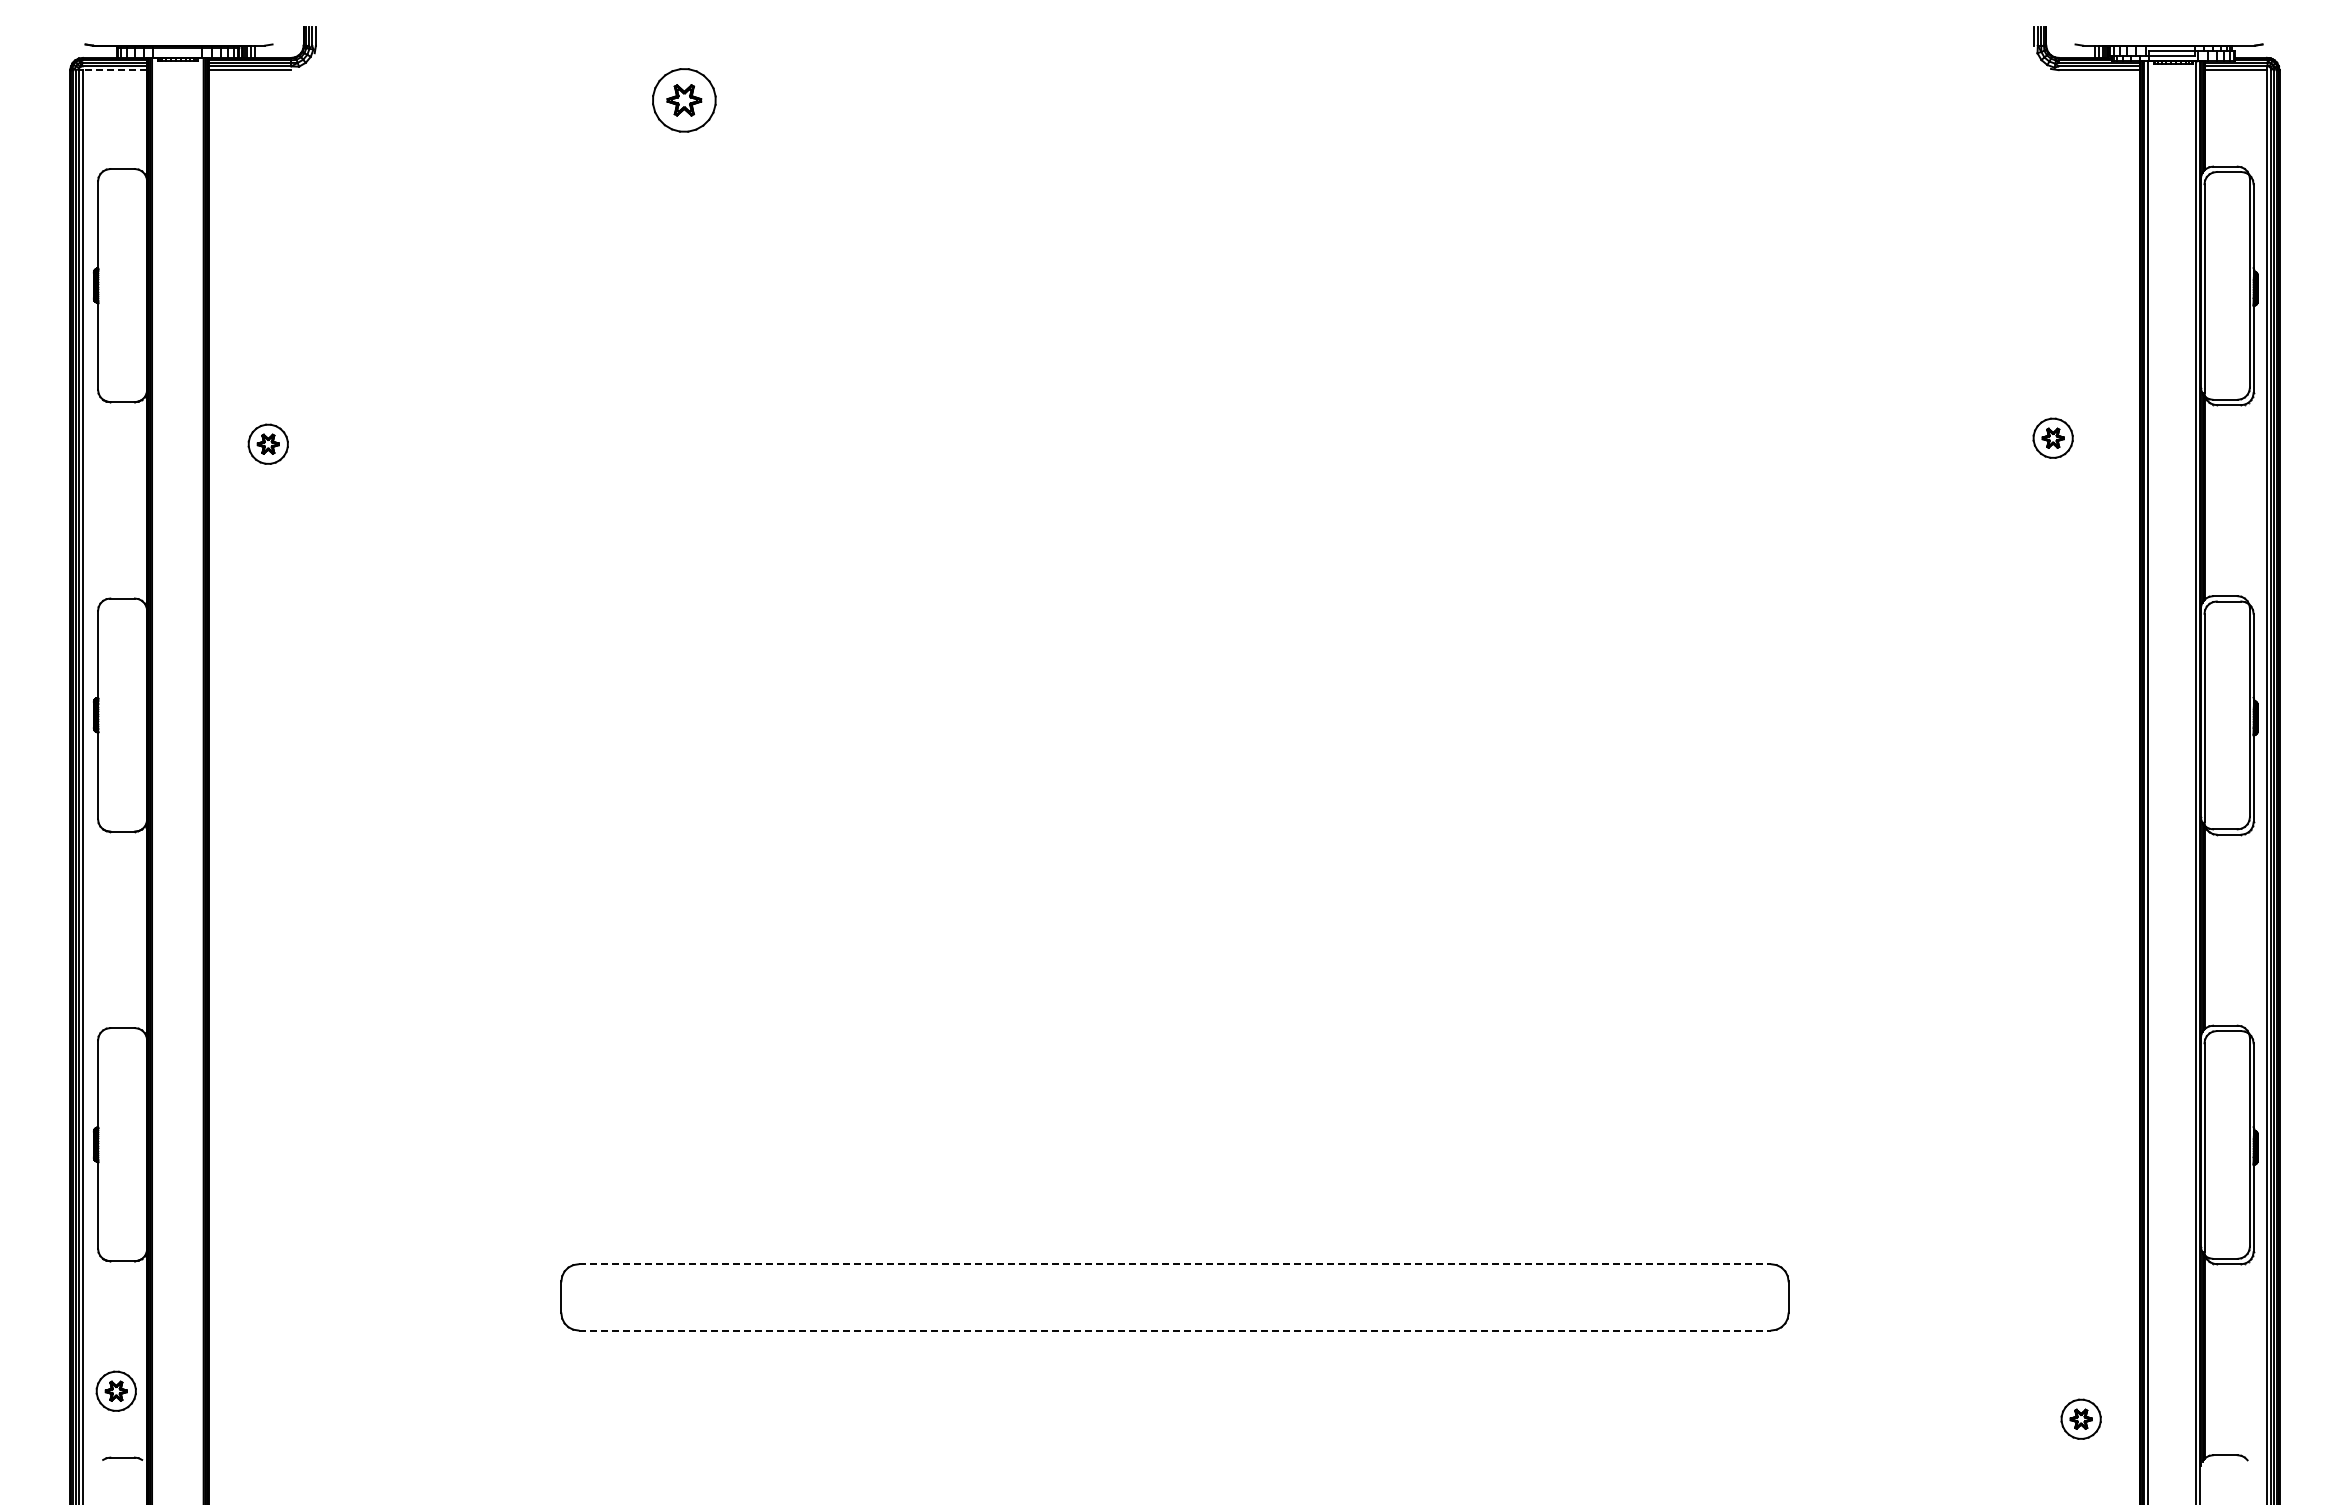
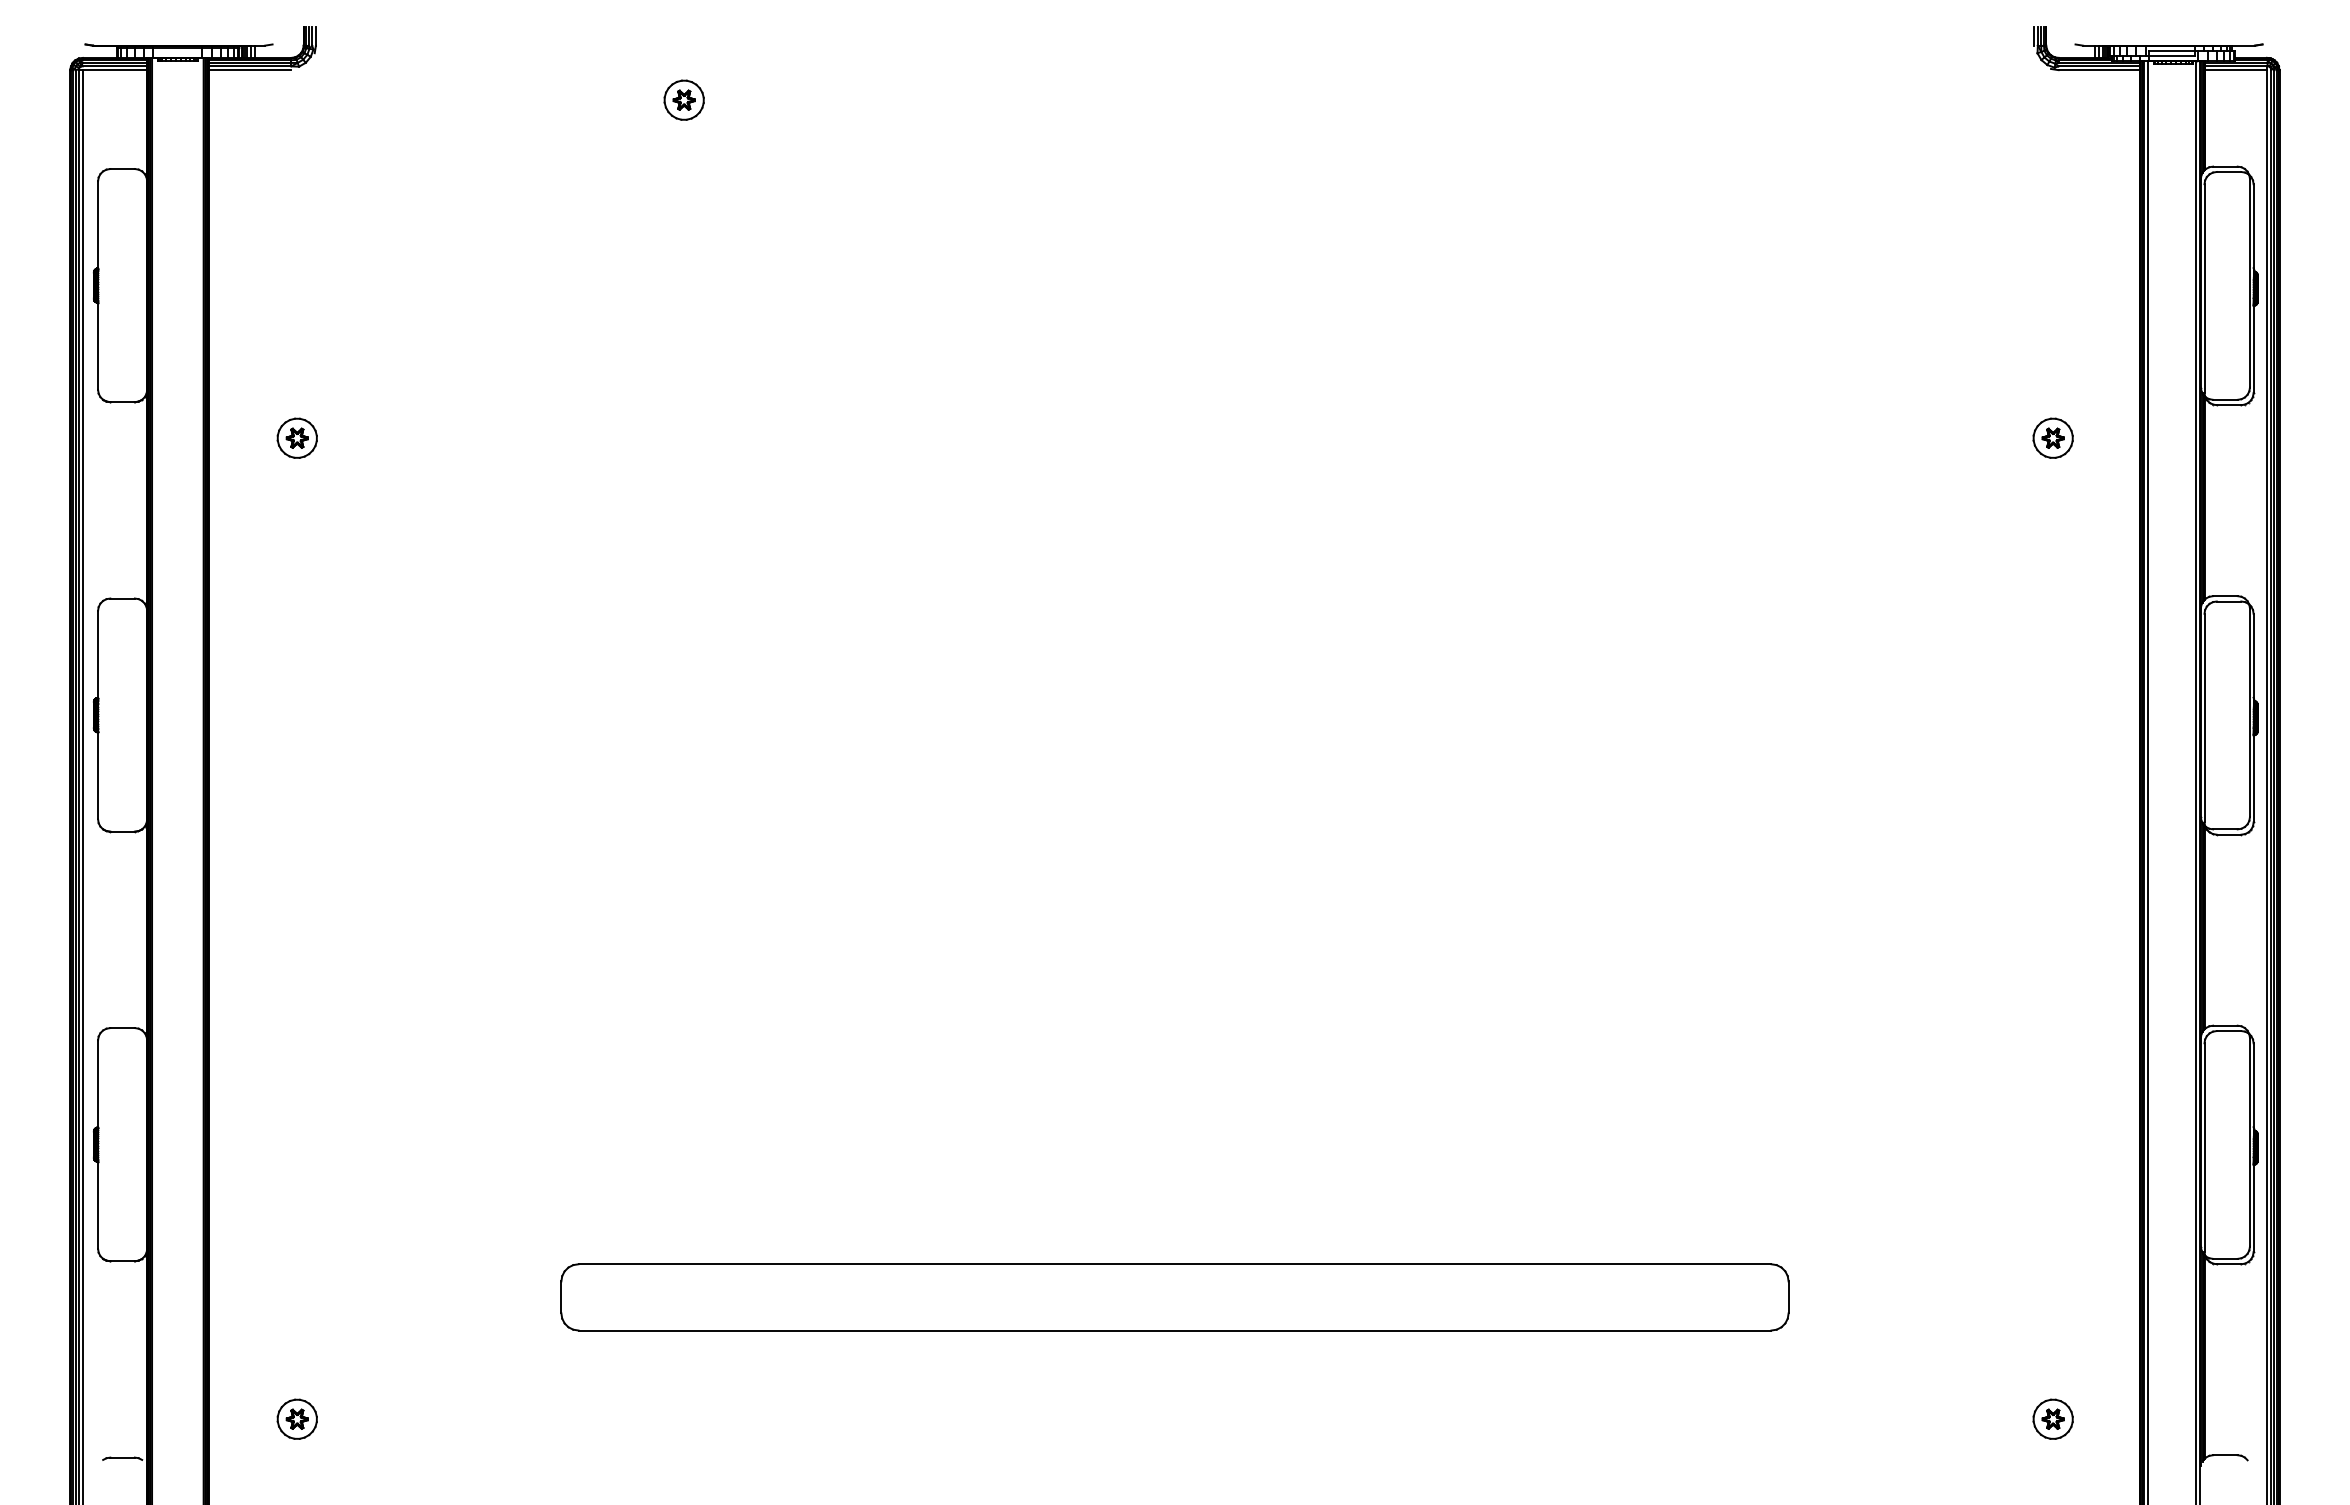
line: dashed -> solid (114, 70)
part size: 65x65 px -> 42x42 px (683, 99)
part position: (267, 443) -> (296, 437) (296, 437)
line: dashed -> solid (1175, 1264)
line: dashed -> solid (1175, 1330)
part position: (115, 1390) -> (296, 1418) (296, 1418)
part position: (2080, 1418) -> (2052, 1418) (2052, 1418)
